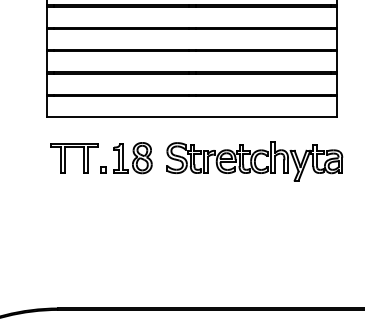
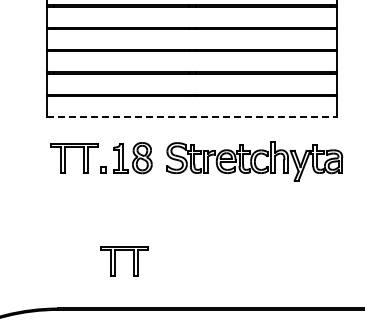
line: solid -> dashed (192, 117)
part: none -> present (115, 261)
